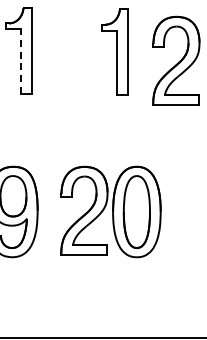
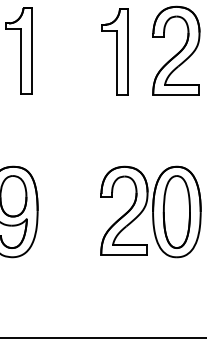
line: dashed -> solid (20, 60)
part position: (176, 60) -> (176, 50) (176, 50)
part position: (110, 211) -> (150, 211) (150, 211)
